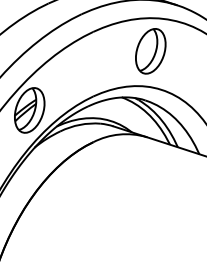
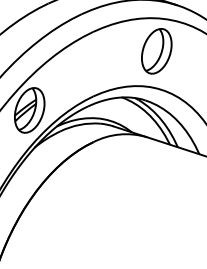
part position: (150, 51) -> (156, 51) (156, 51)
